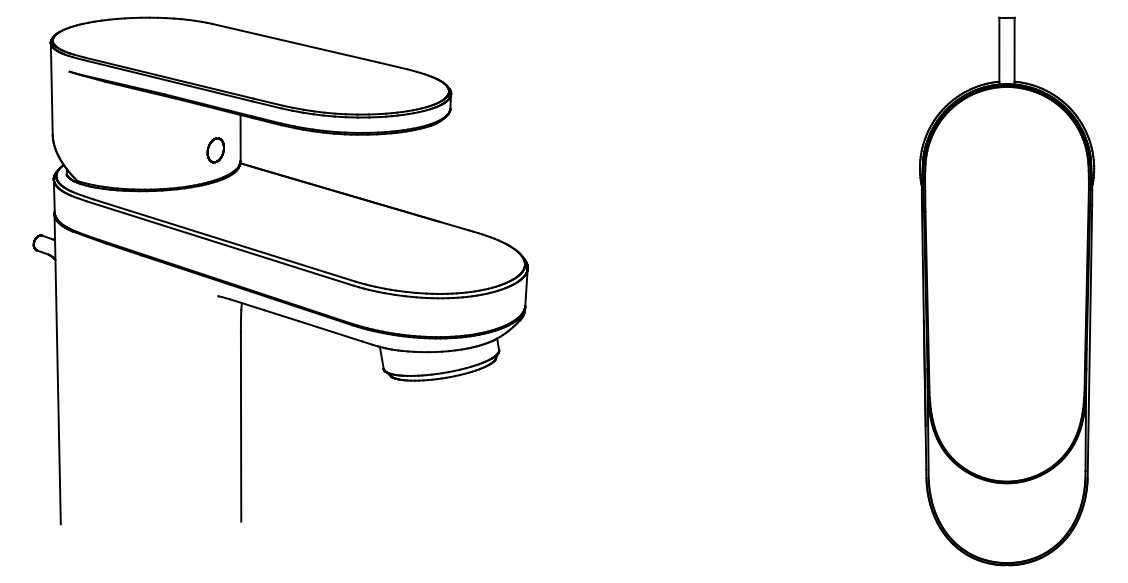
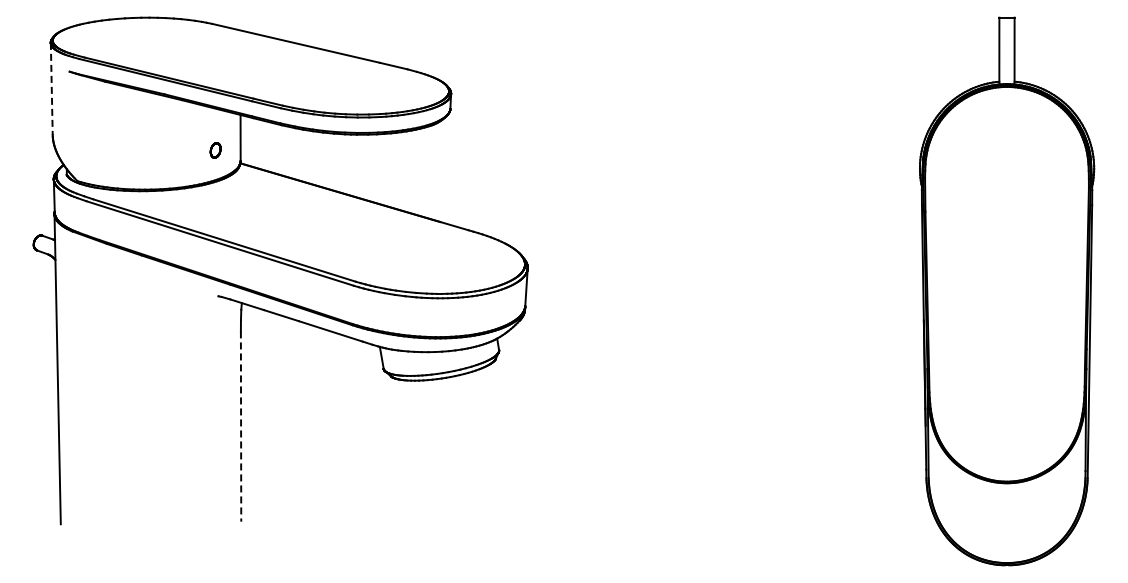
line: solid -> dashed (51, 89)
part size: 19x27 px -> 13x17 px (215, 150)
line: solid -> dashed (241, 427)
